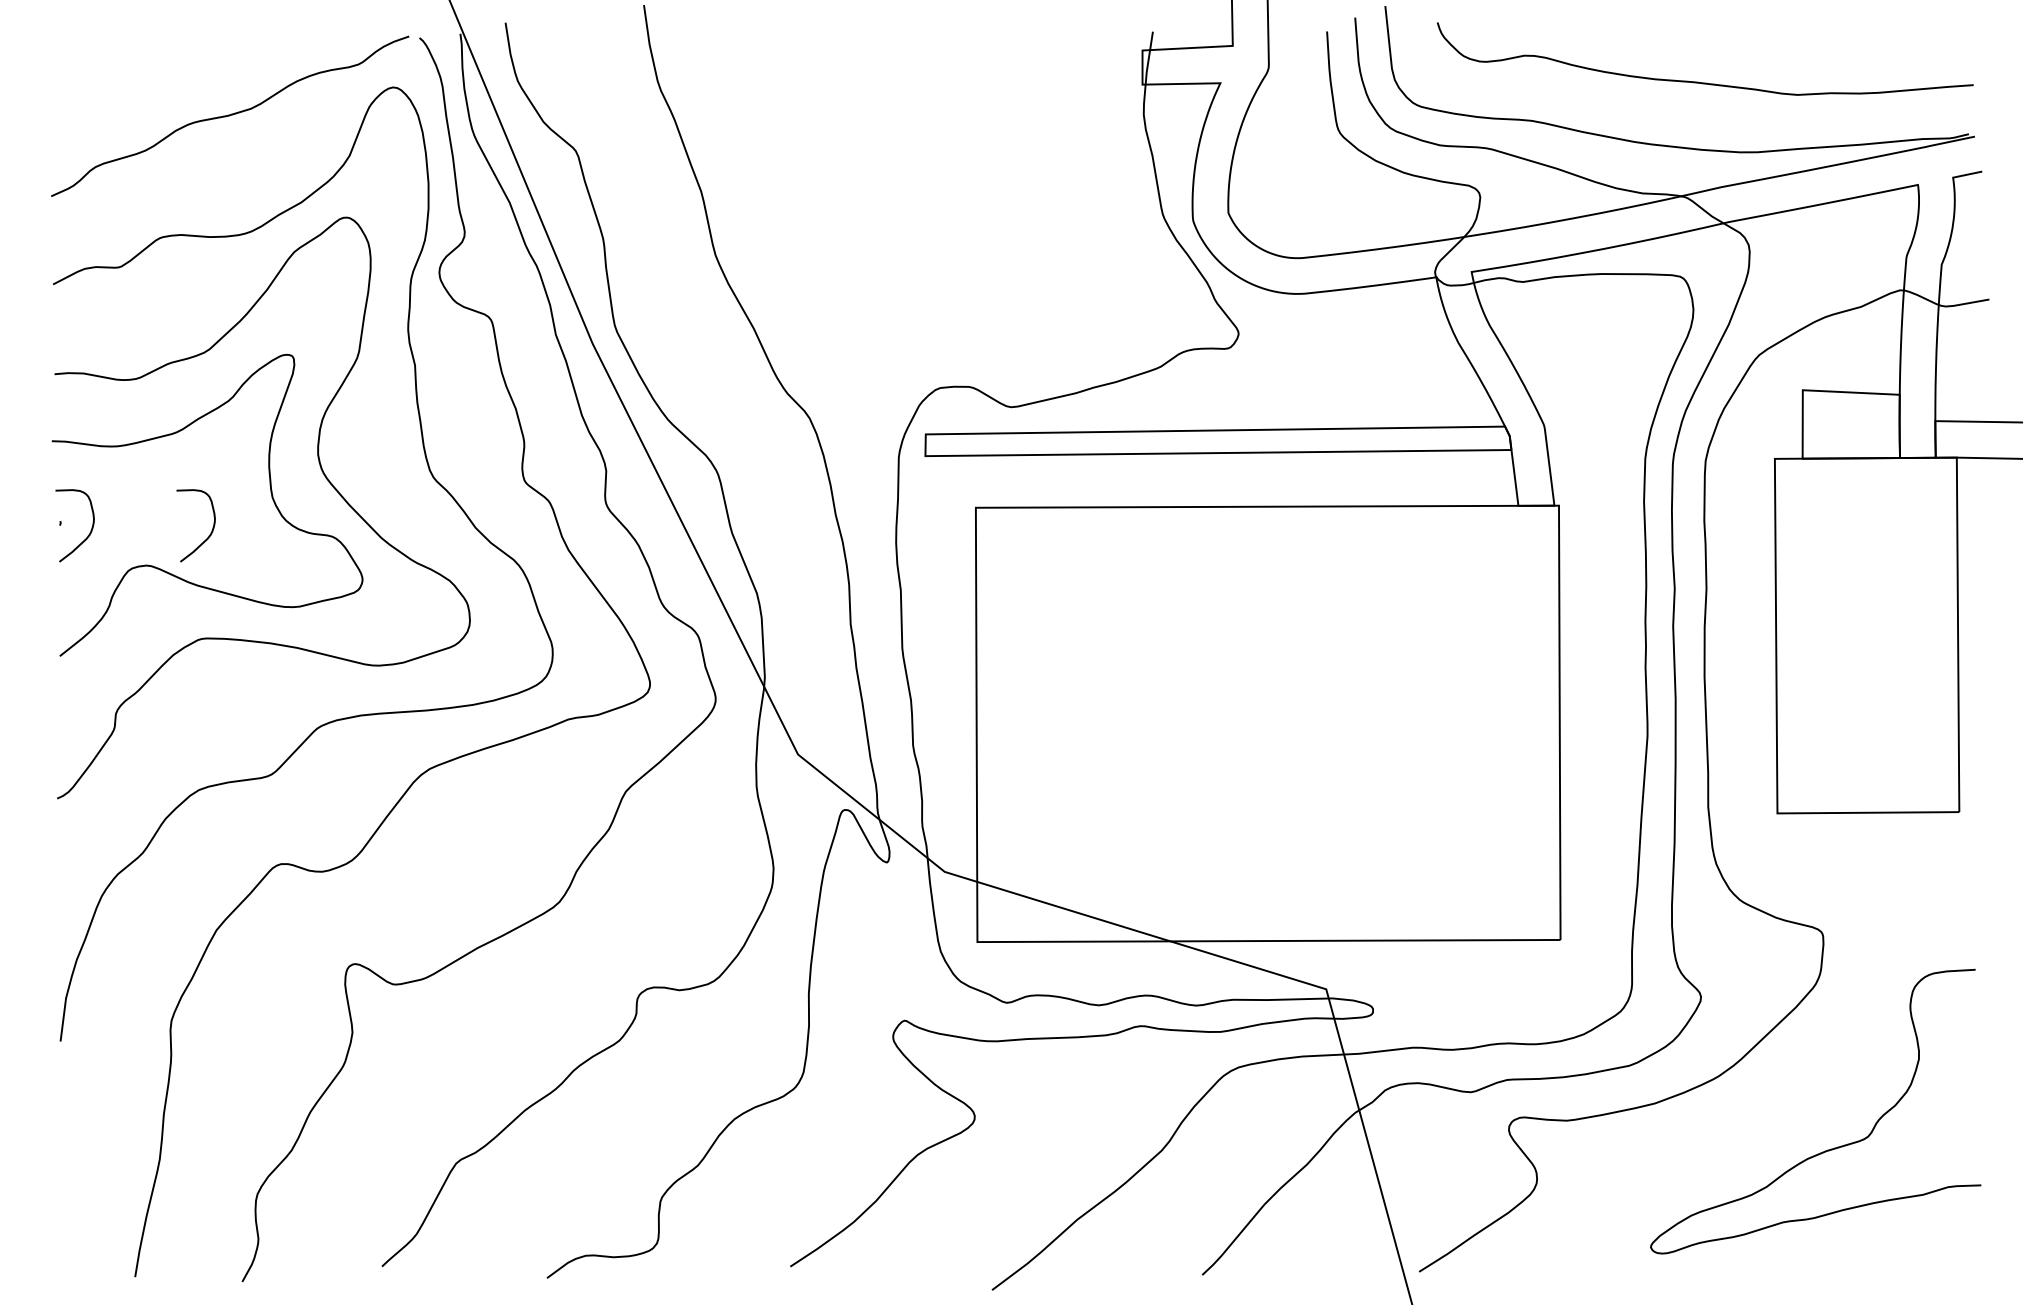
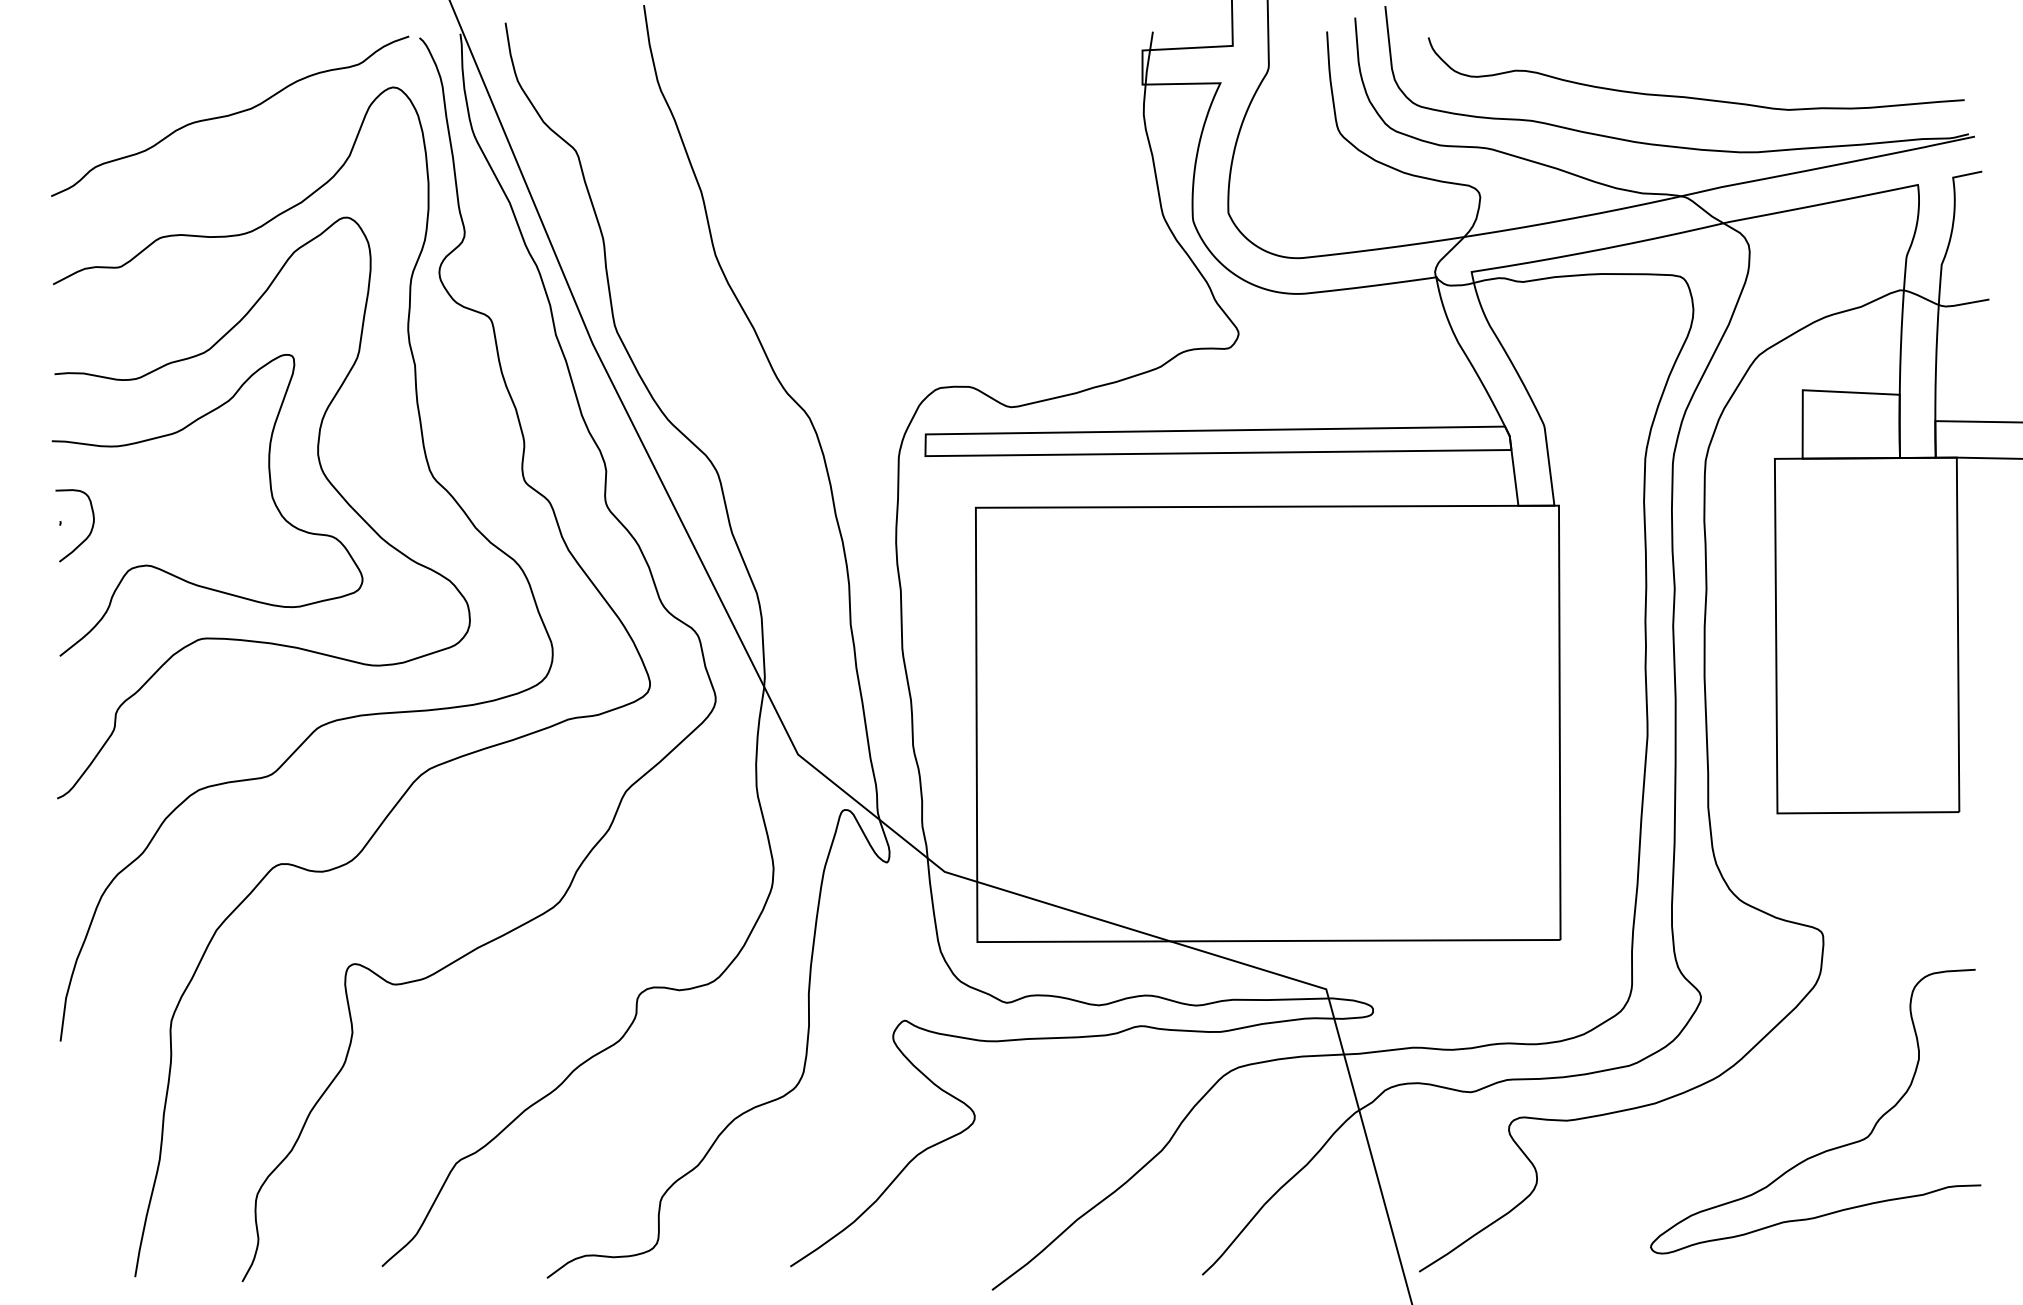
curve position: (1705, 82) -> (1696, 97) (1696, 97)
curve: present -> none (208, 535)
